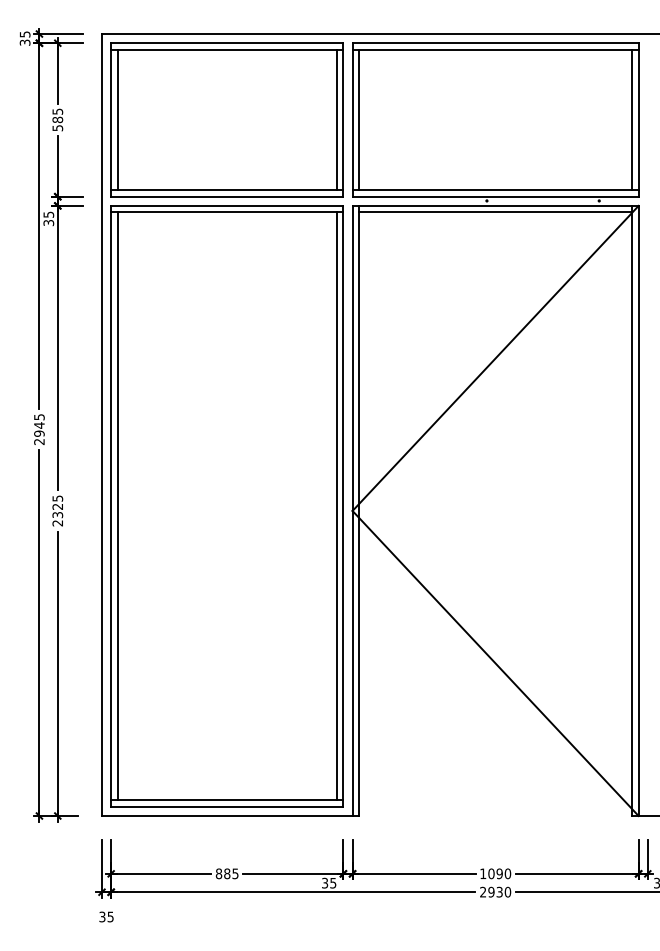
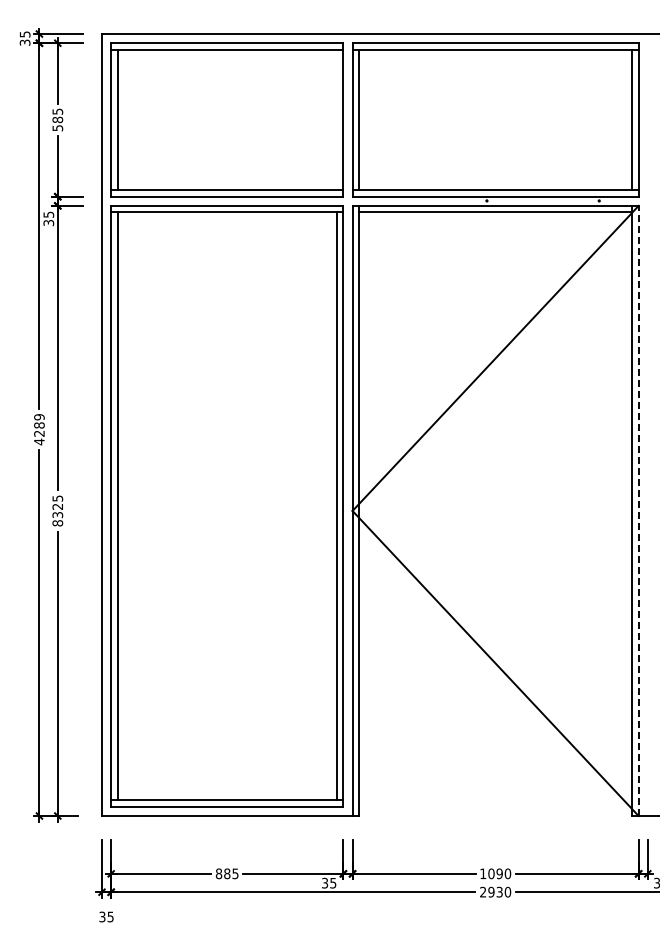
line: present -> none (336, 119)
text: 2945 -> 4289 (39, 429)
line: solid -> dashed (638, 510)
text: 2325 -> 8325 (57, 523)
